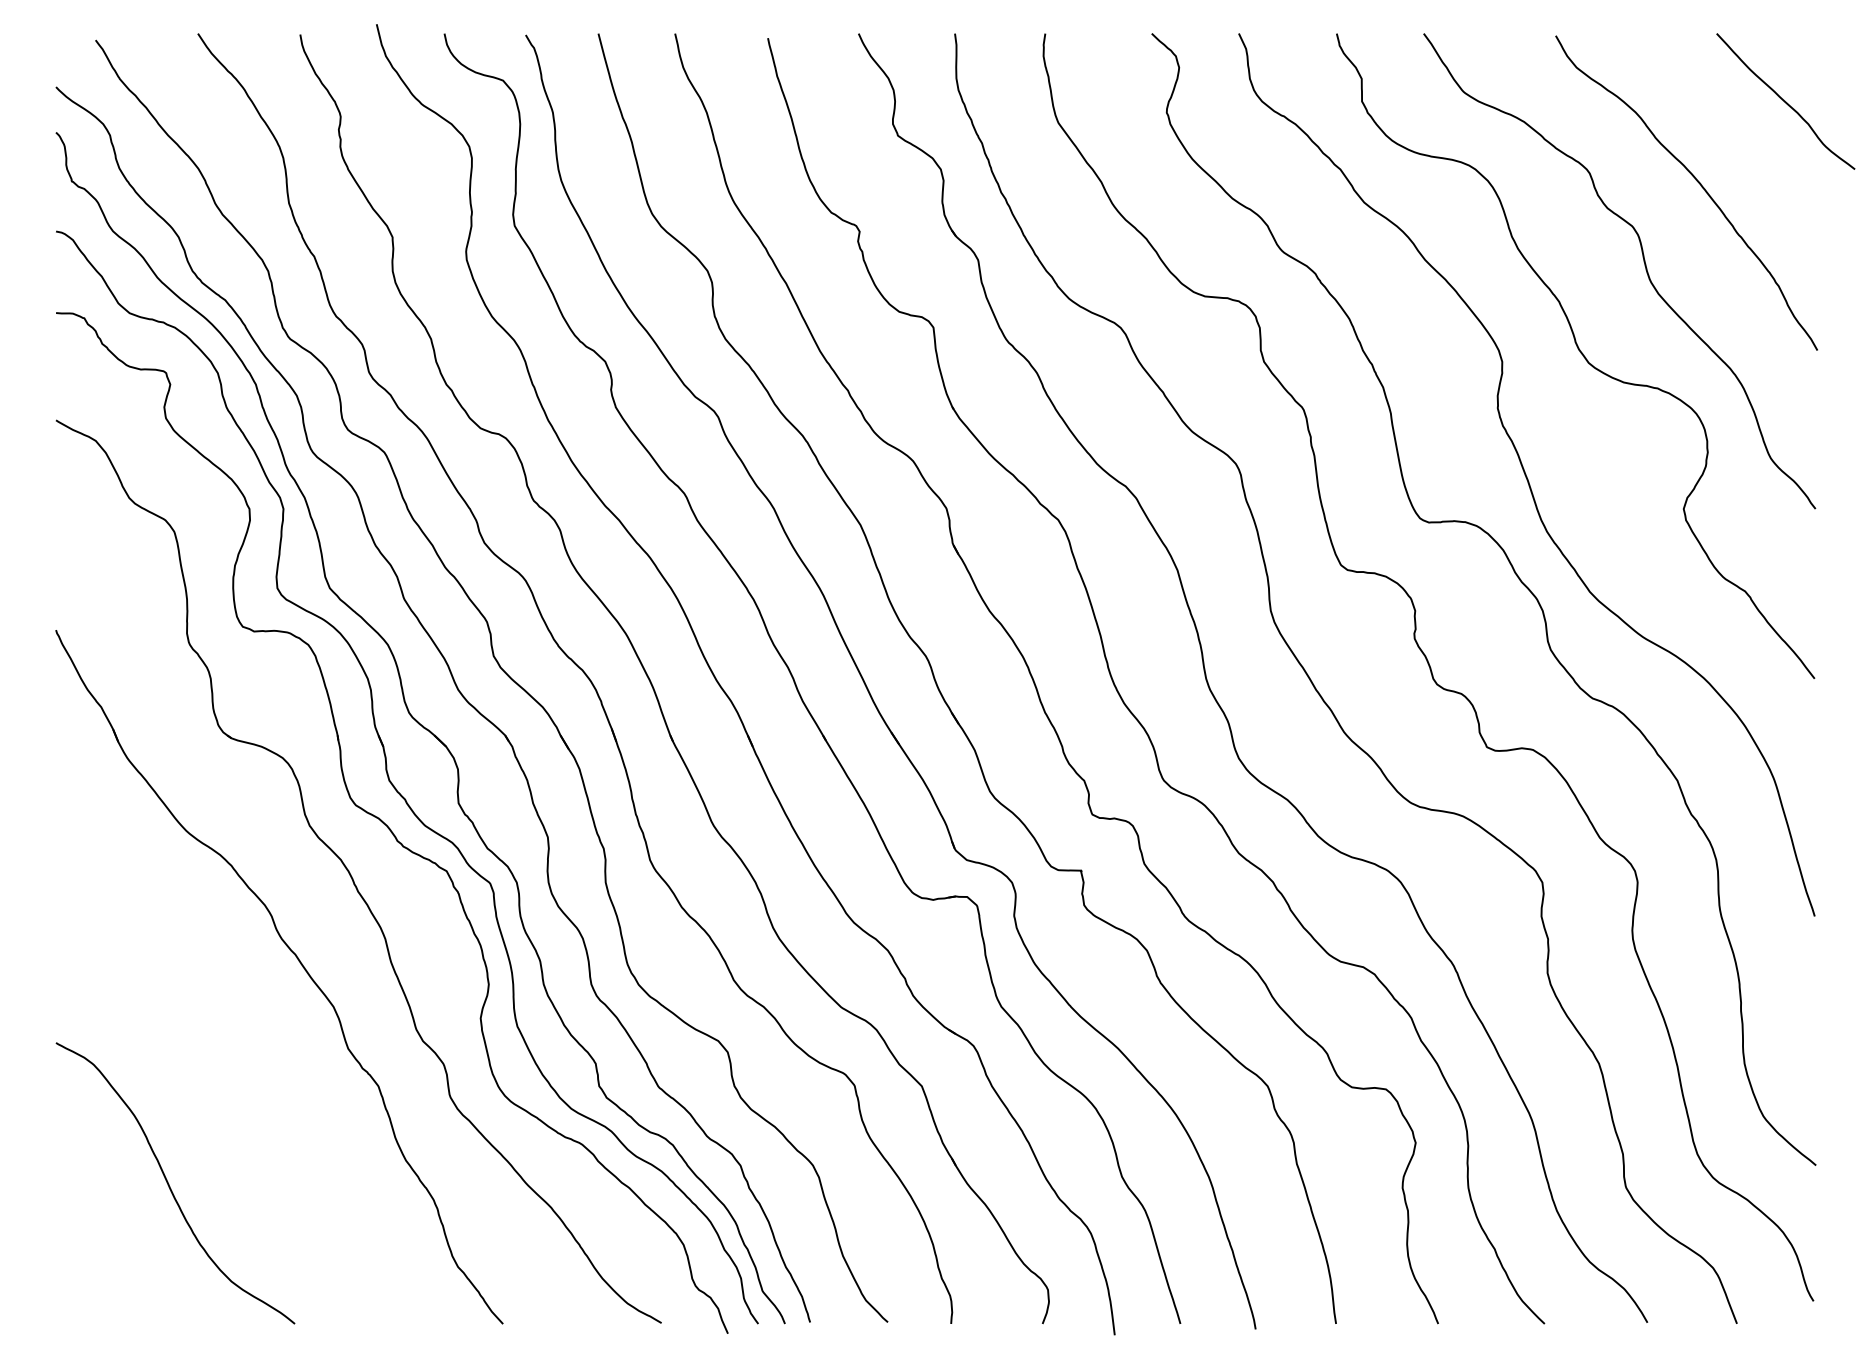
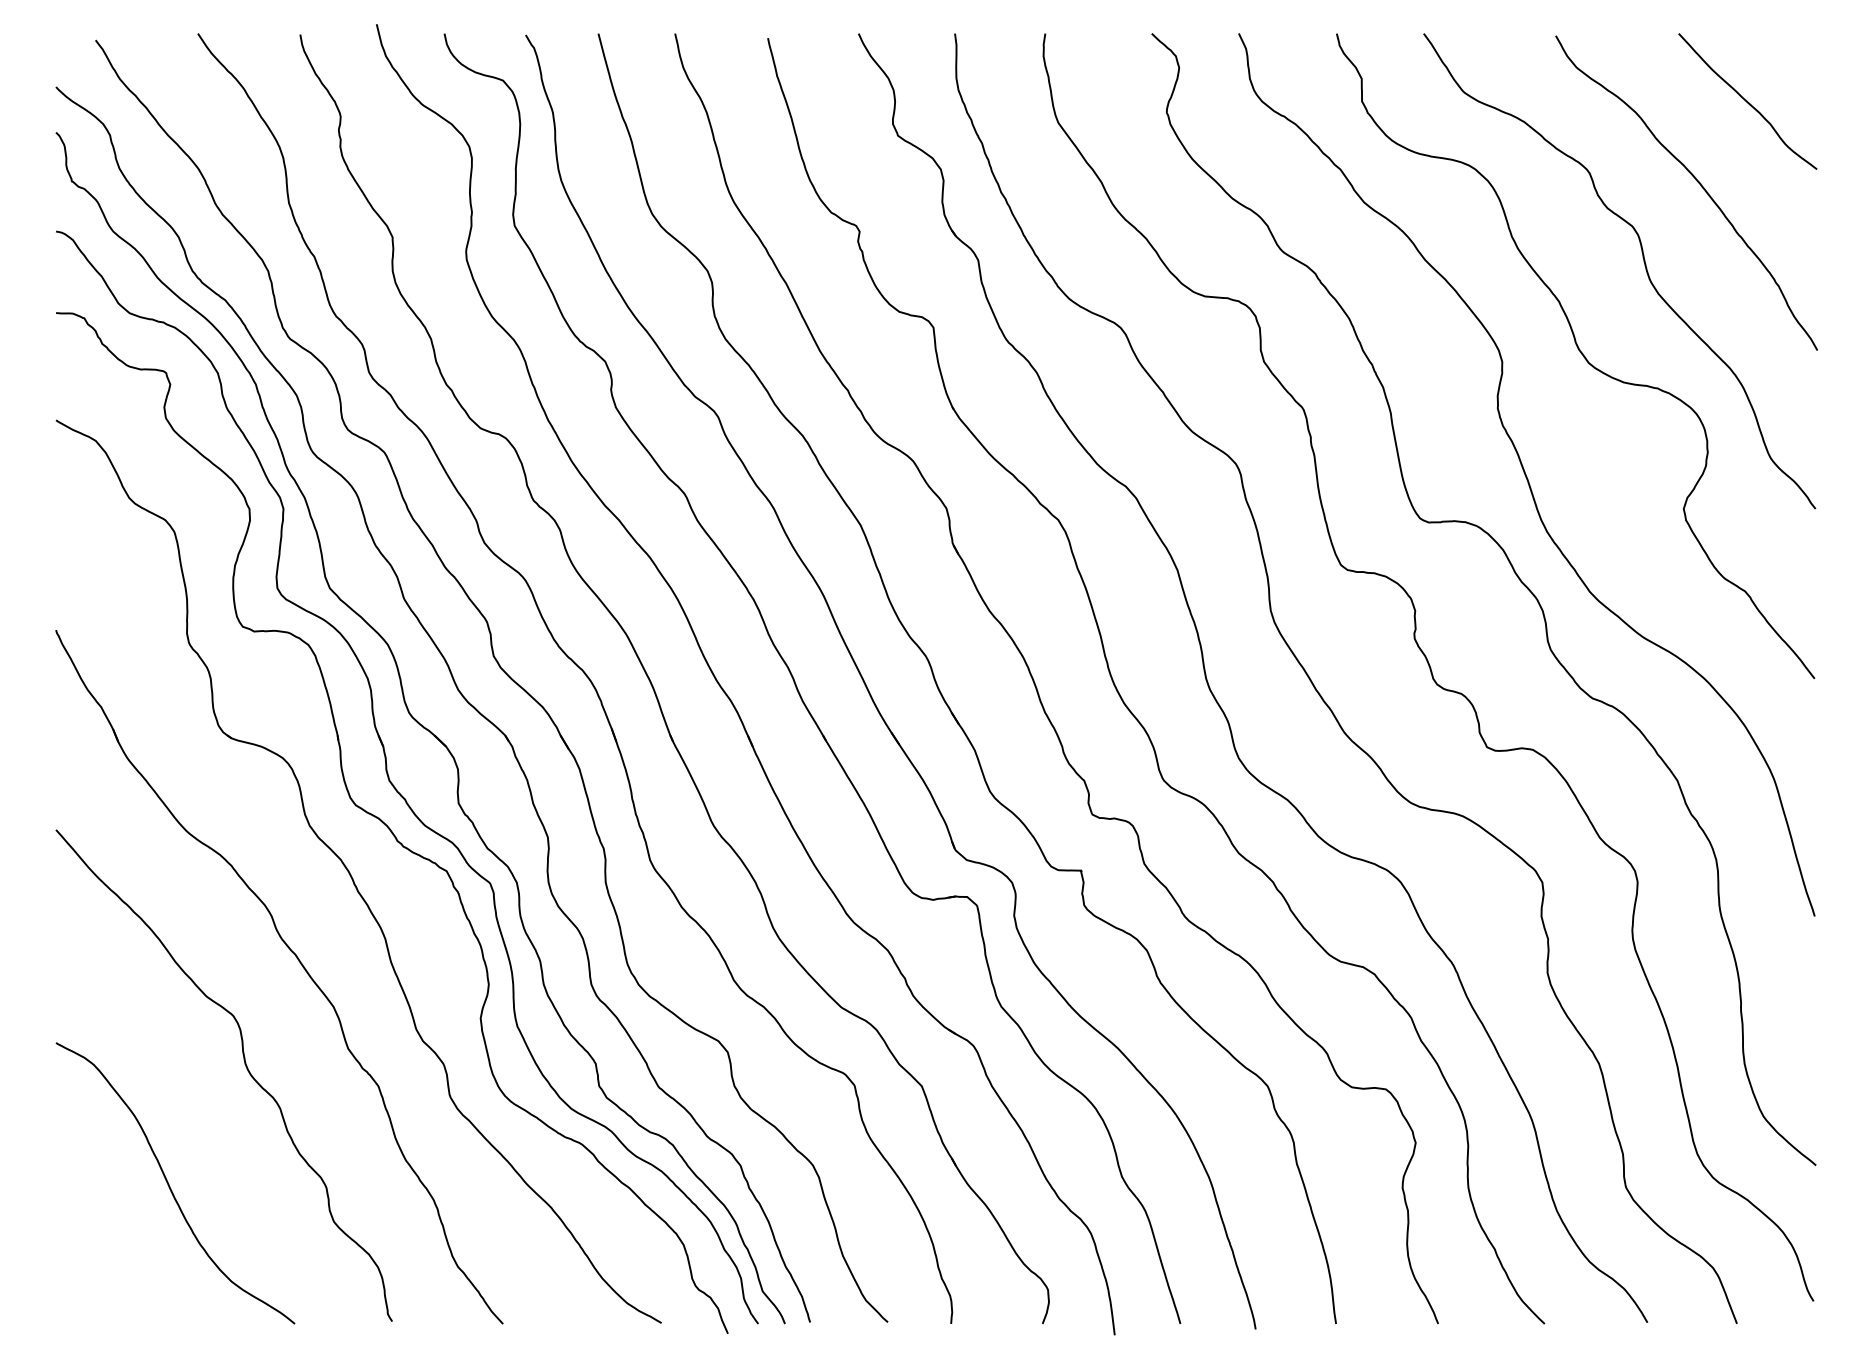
curve position: (1785, 101) -> (1747, 101) (1747, 101)
curve: none -> present (244, 1064)
